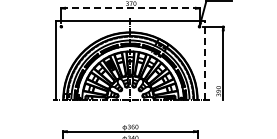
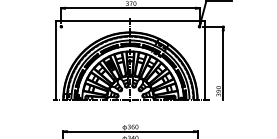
line: dashed -> solid (130, 8)
line: dashed -> solid (205, 59)
